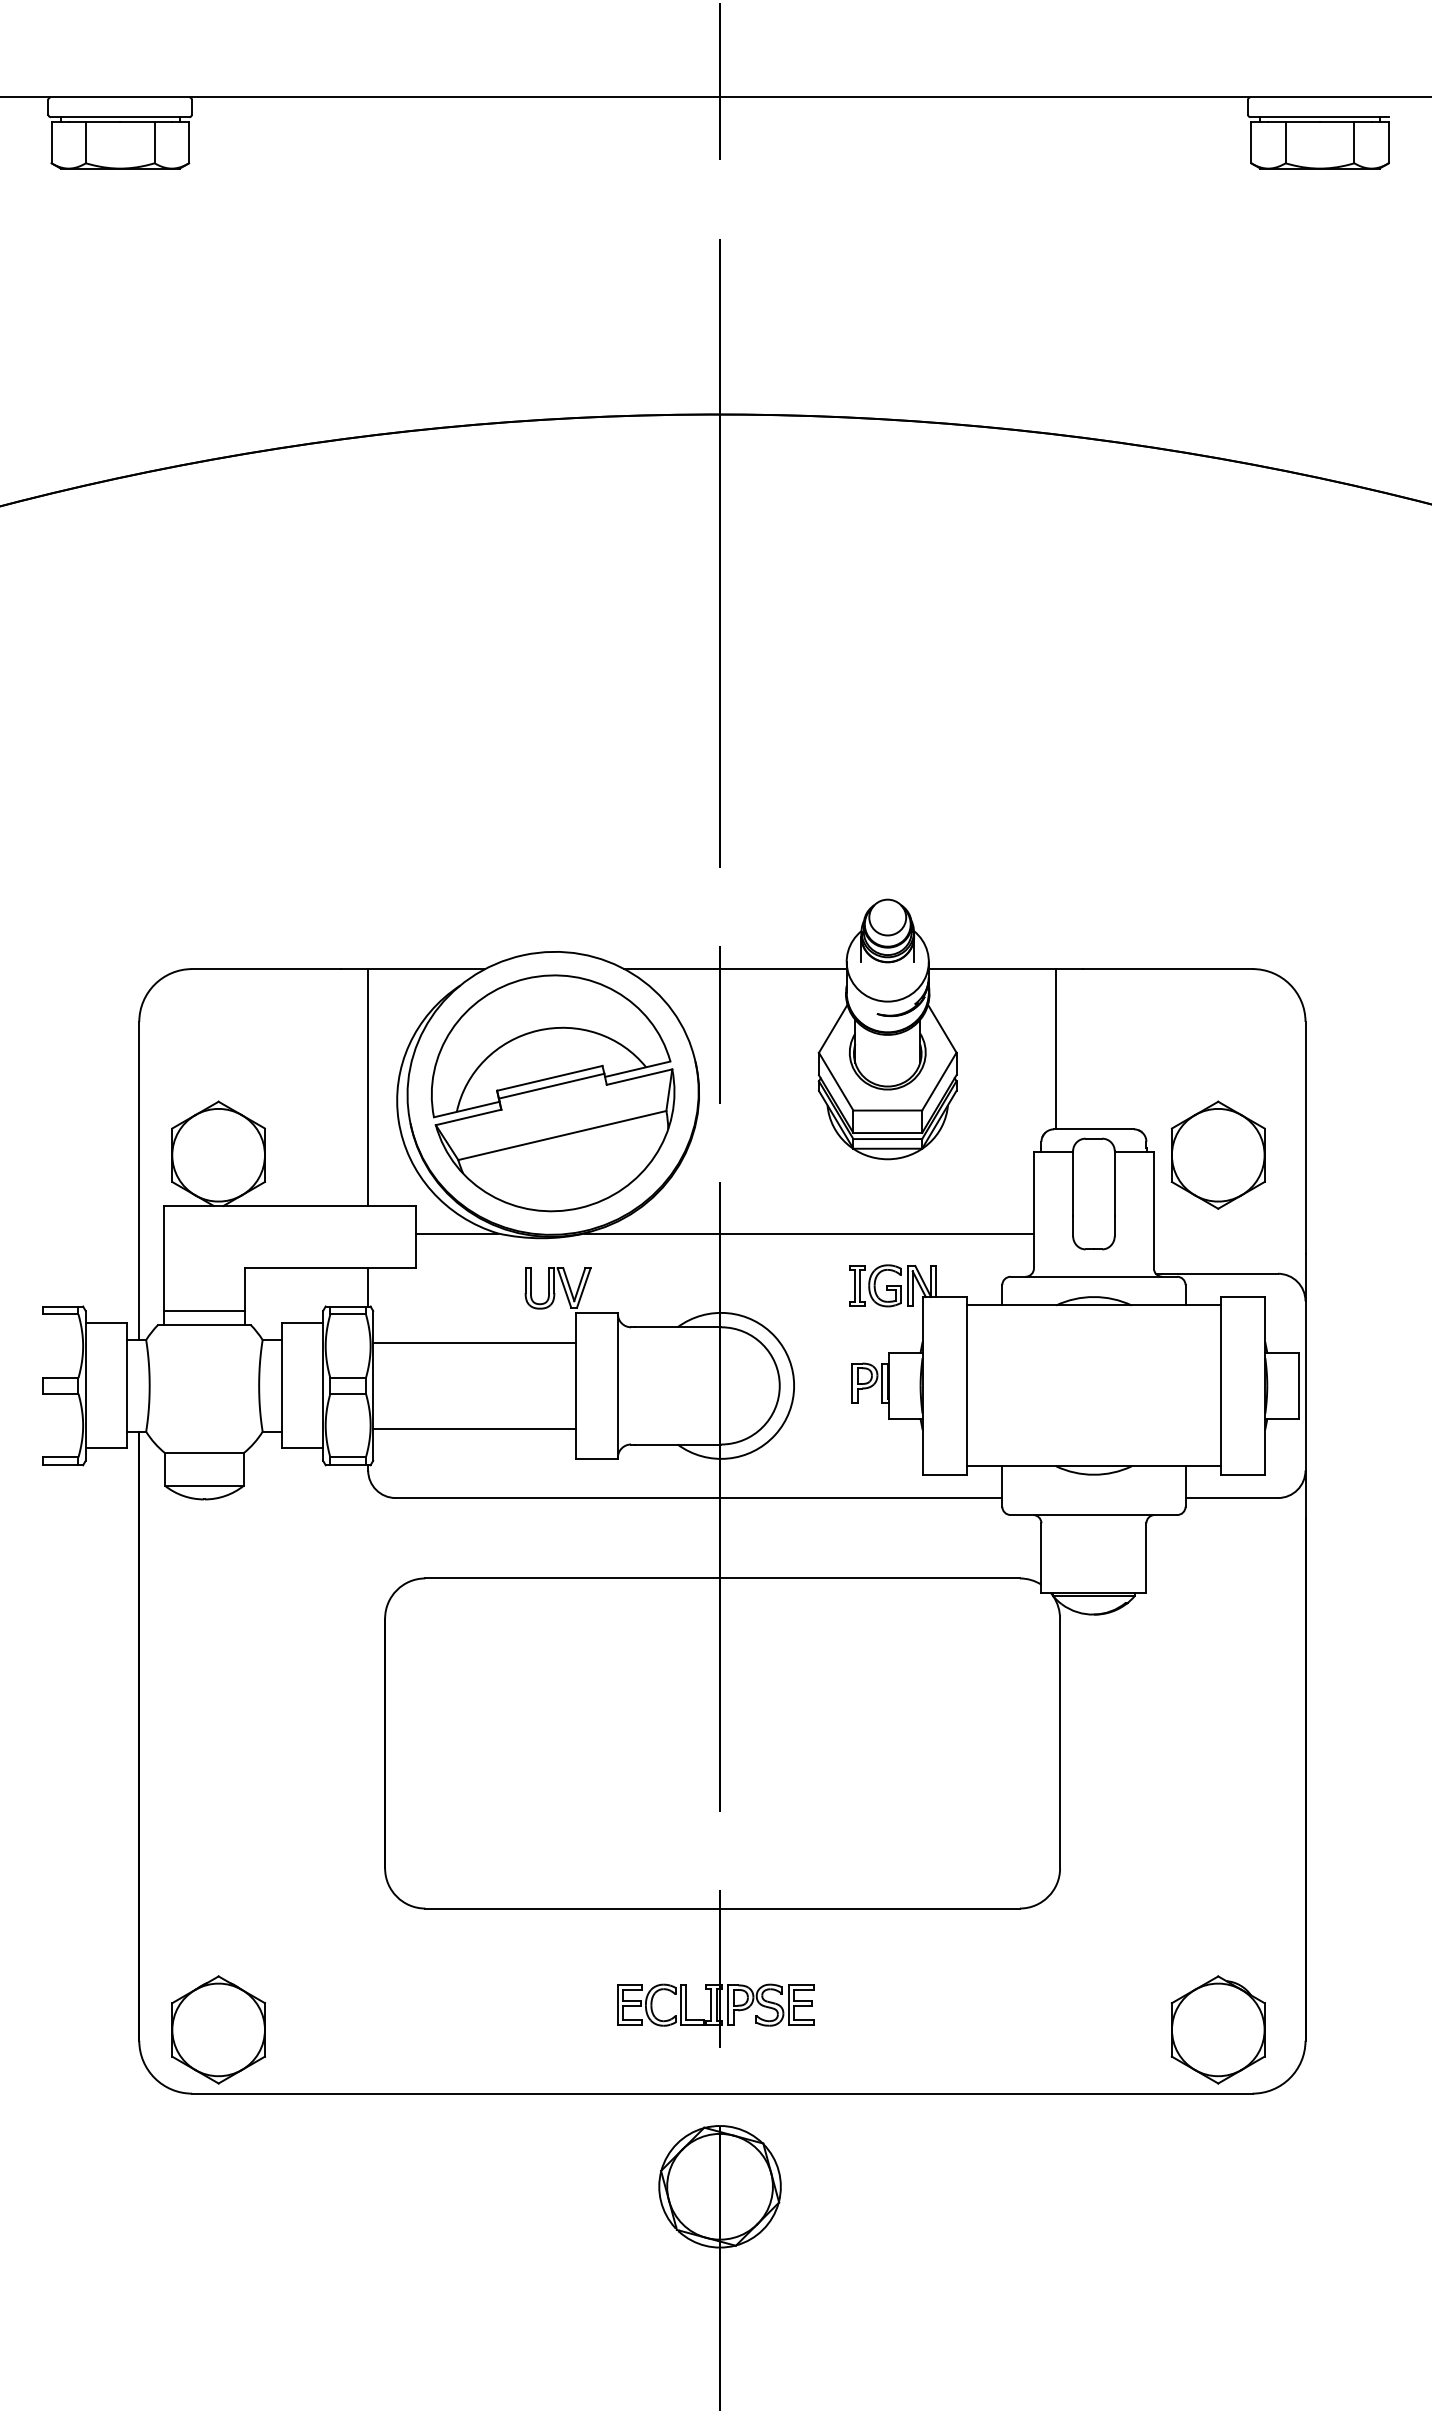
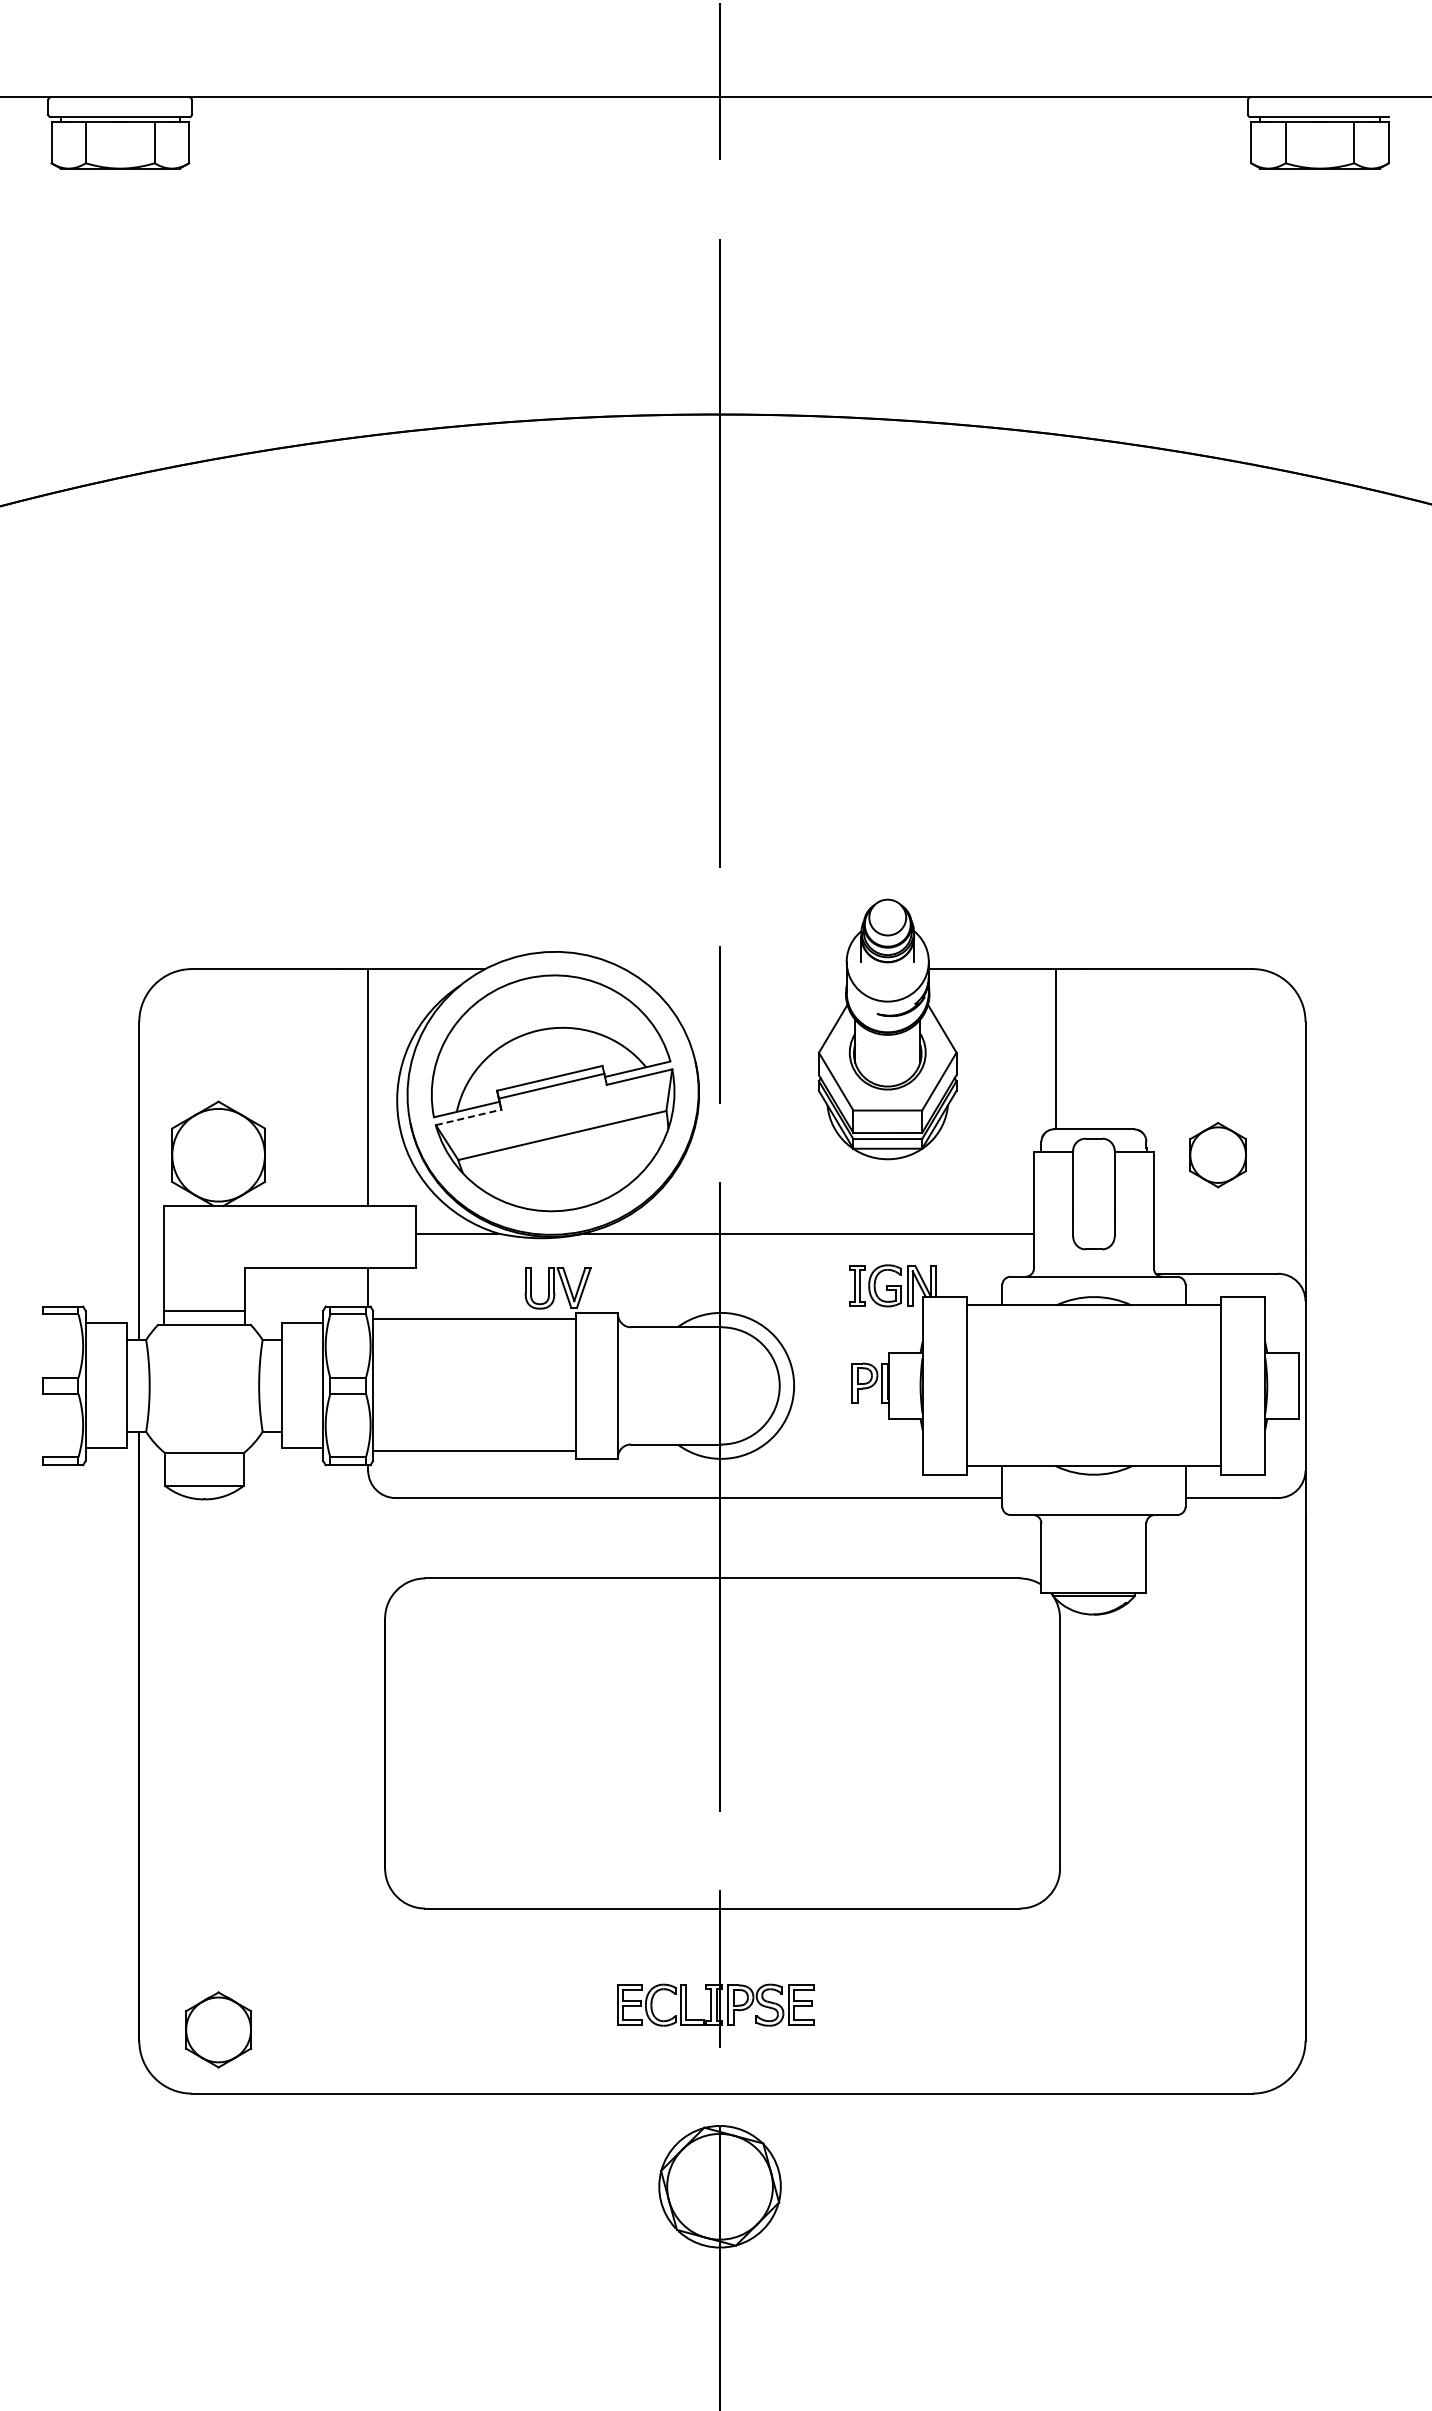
line: present -> none (735, 969)
line: solid -> dashed (468, 1117)
part size: 96x110 px -> 58x67 px (1217, 1155)
line position: (474, 1343) -> (474, 1319) (474, 1319)
line position: (474, 1428) -> (474, 1450) (474, 1450)
part size: 95x110 px -> 67x78 px (218, 2029)
part: present -> none (1217, 2029)
